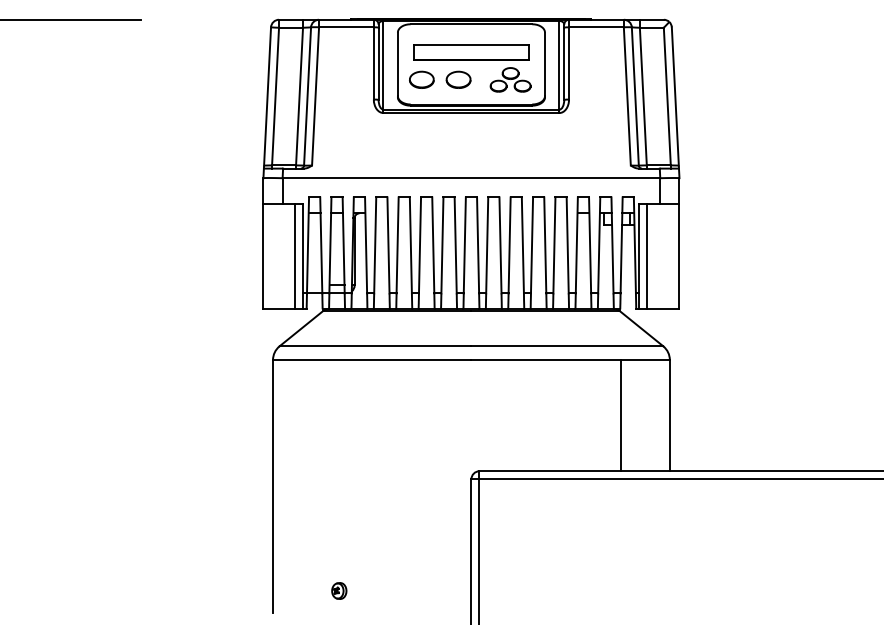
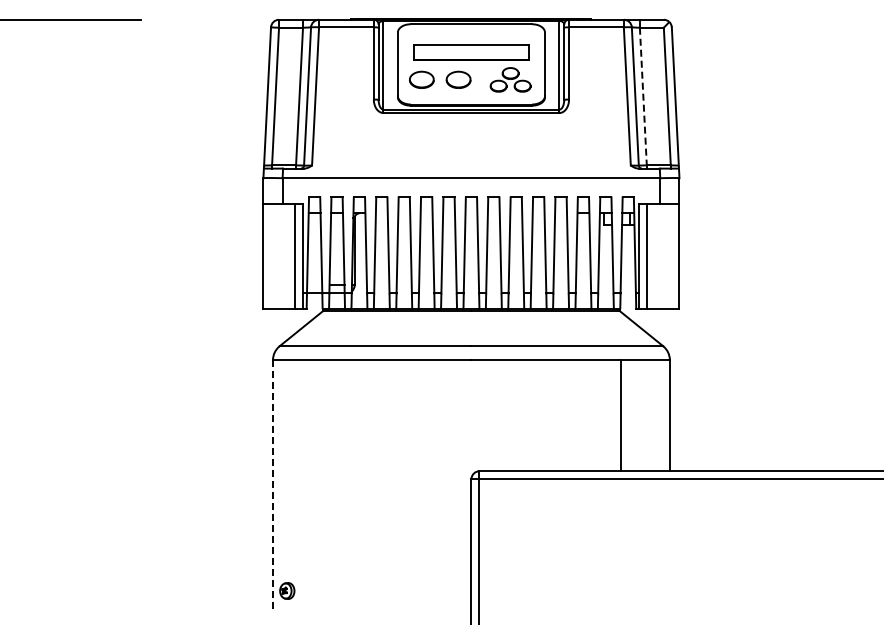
line: solid -> dashed (643, 96)
line: solid -> dashed (273, 486)
part position: (339, 590) -> (287, 590) (287, 590)
